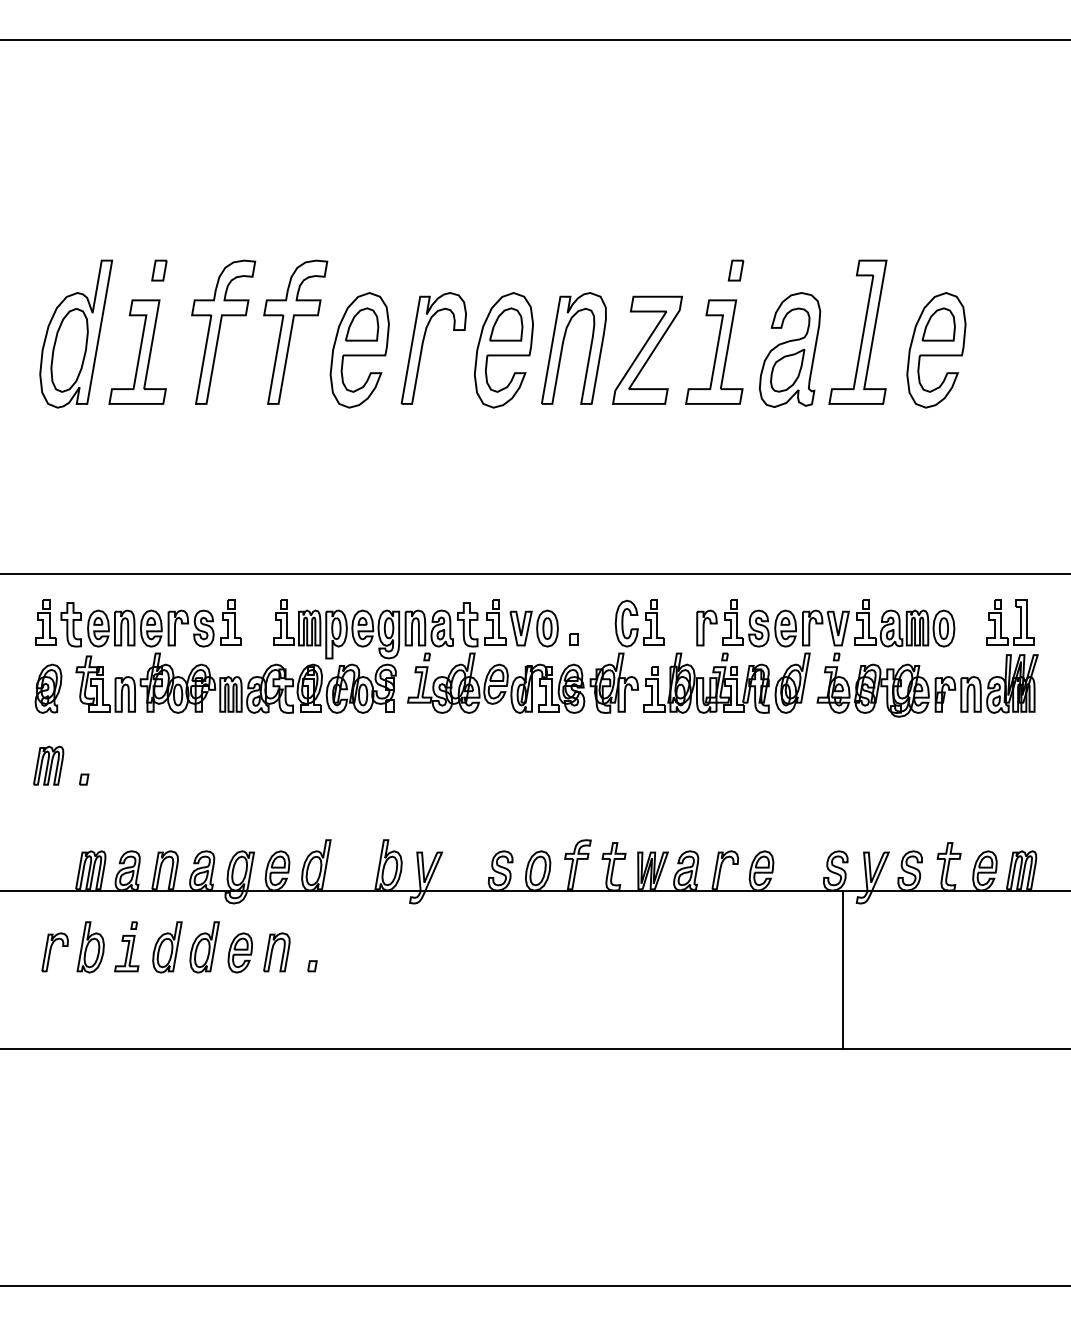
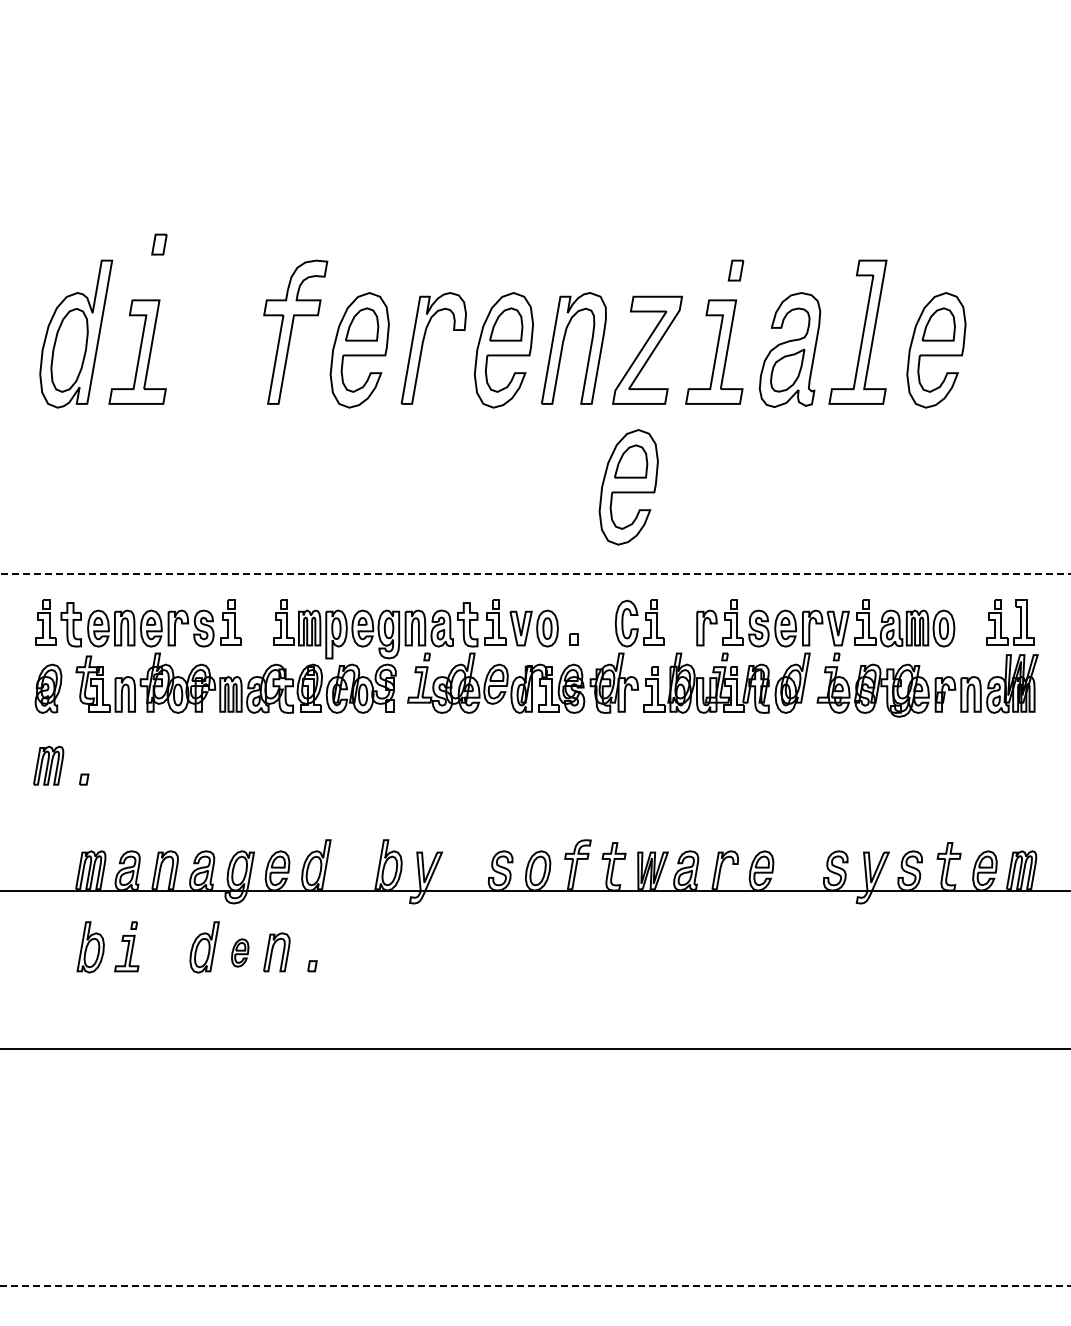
line: present -> none (534, 39)
part position: (159, 270) -> (159, 244) (159, 244)
part: present -> none (223, 331)
part: none -> present (628, 487)
line: solid -> dashed (534, 573)
part: present -> none (167, 947)
part: present -> none (54, 952)
part size: 26x42 px -> 19x30 px (240, 952)
line: present -> none (843, 969)
line: solid -> dashed (535, 1286)
